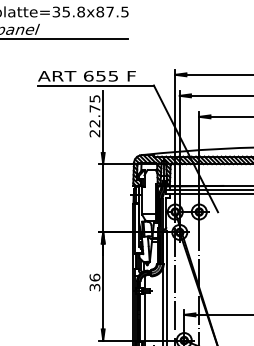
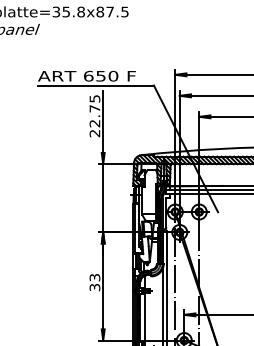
line: present -> none (64, 39)
text: 655 -> 650 (113, 75)
text: 36 -> 33 (94, 277)
